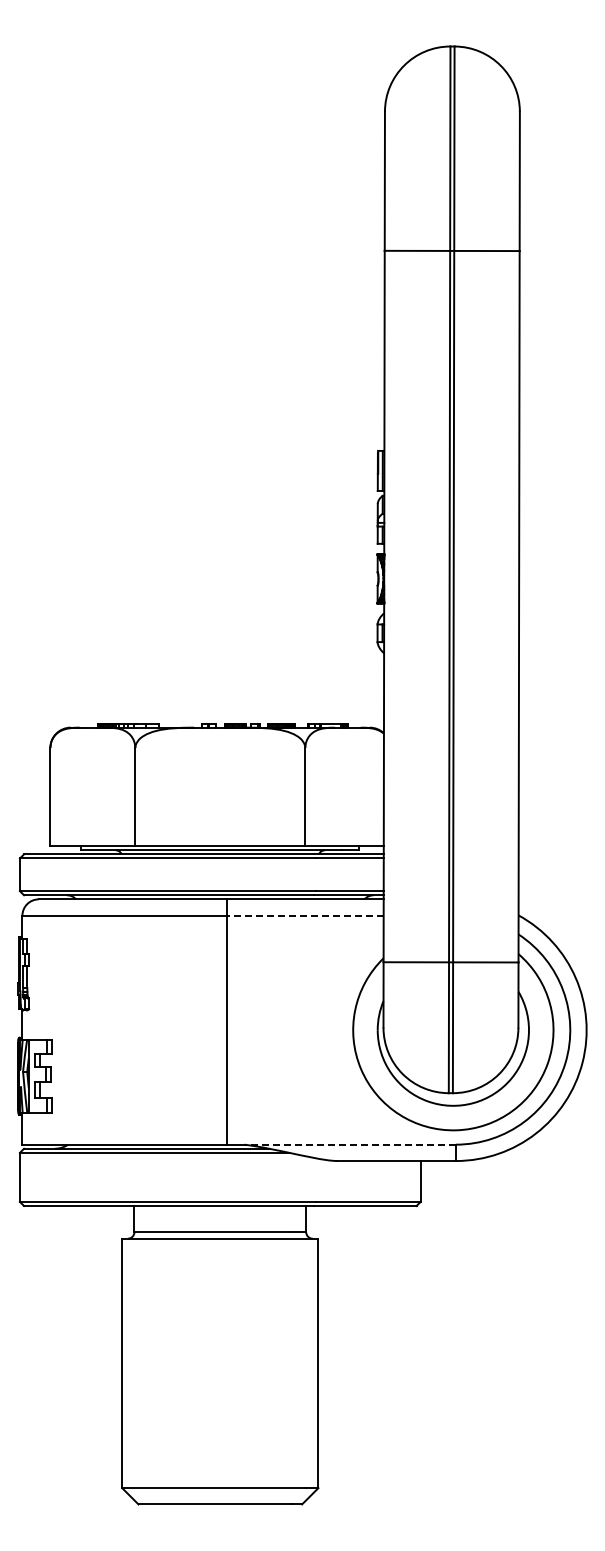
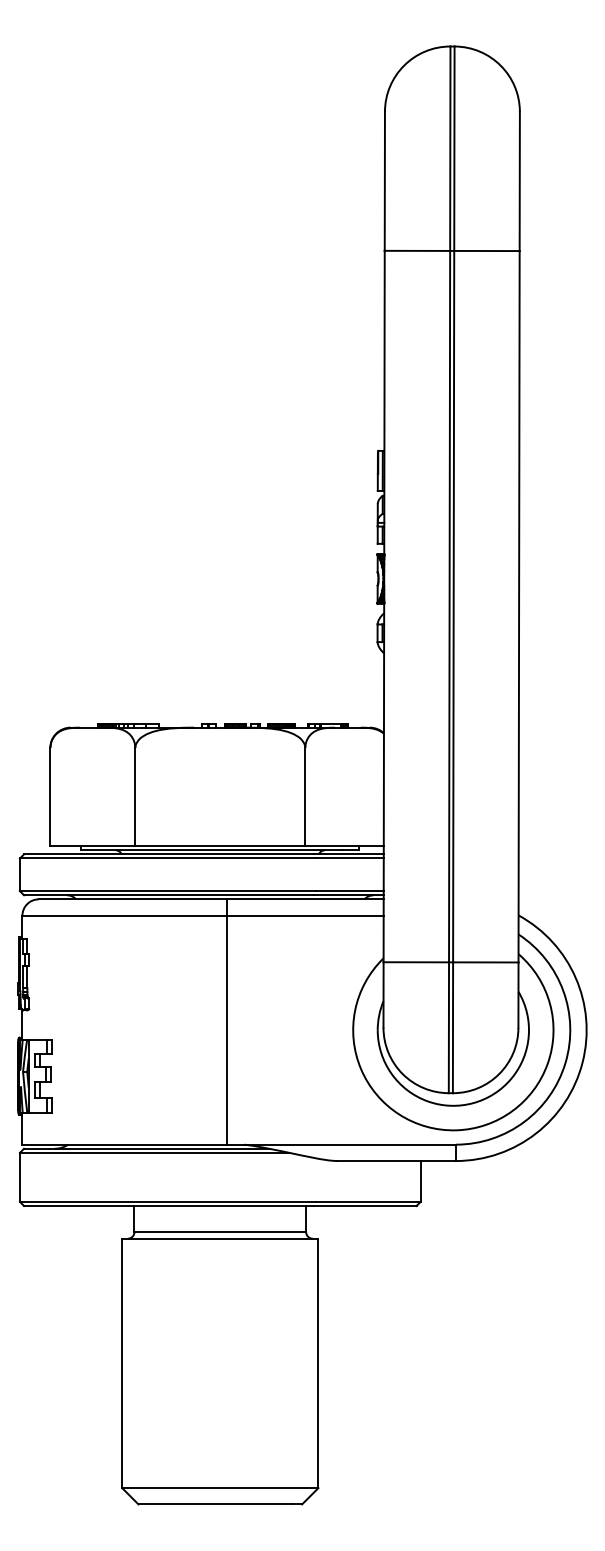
line: dashed -> solid (304, 915)
line: dashed -> solid (350, 1144)
